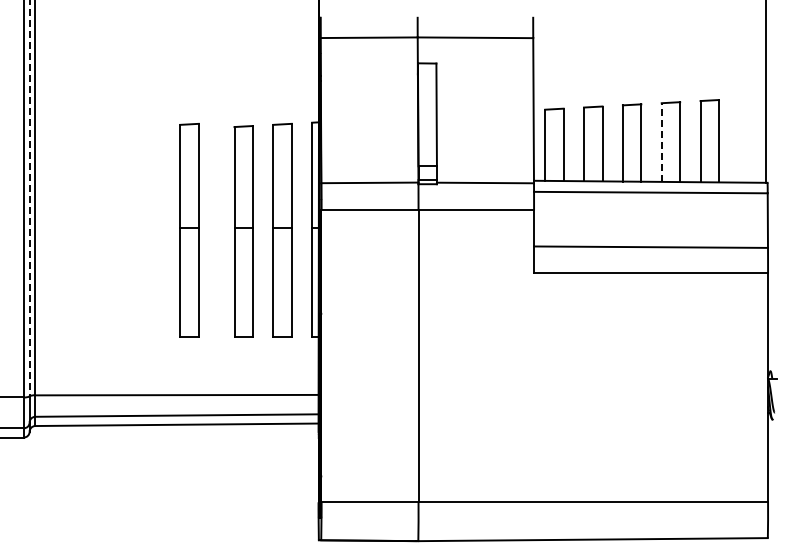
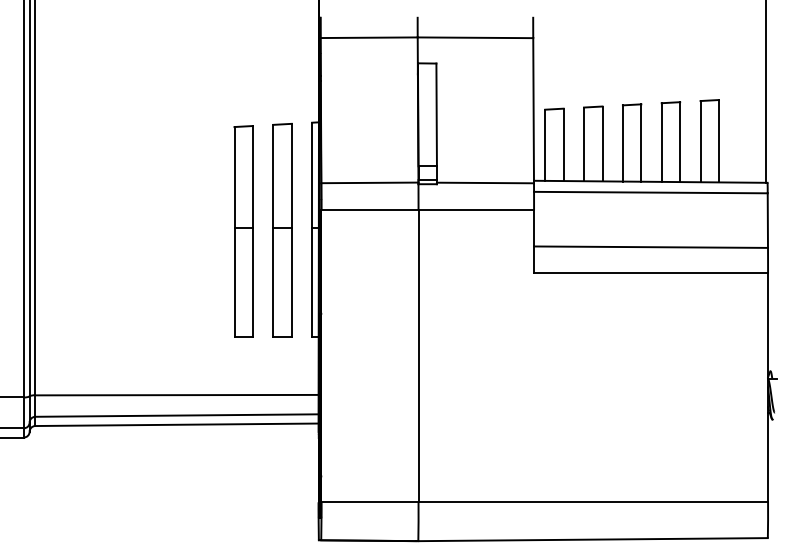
line: dashed -> solid (661, 142)
line: dashed -> solid (29, 198)
part: present -> none (189, 230)
